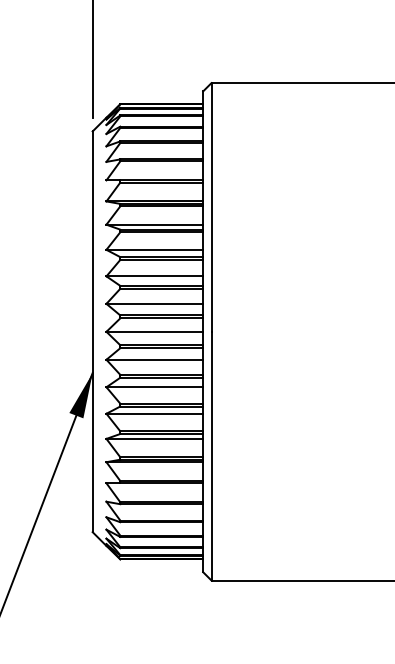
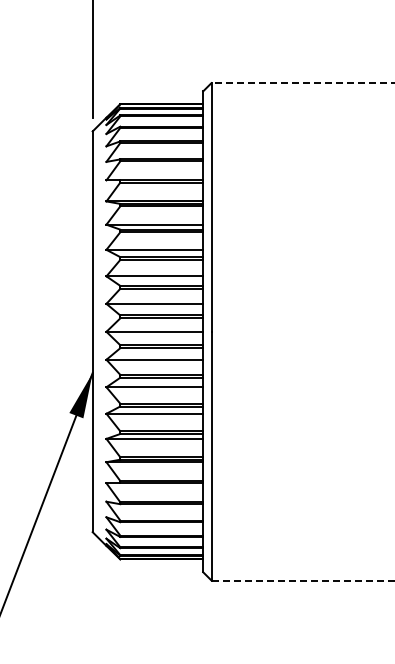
line: solid -> dashed (302, 83)
line: solid -> dashed (303, 580)
